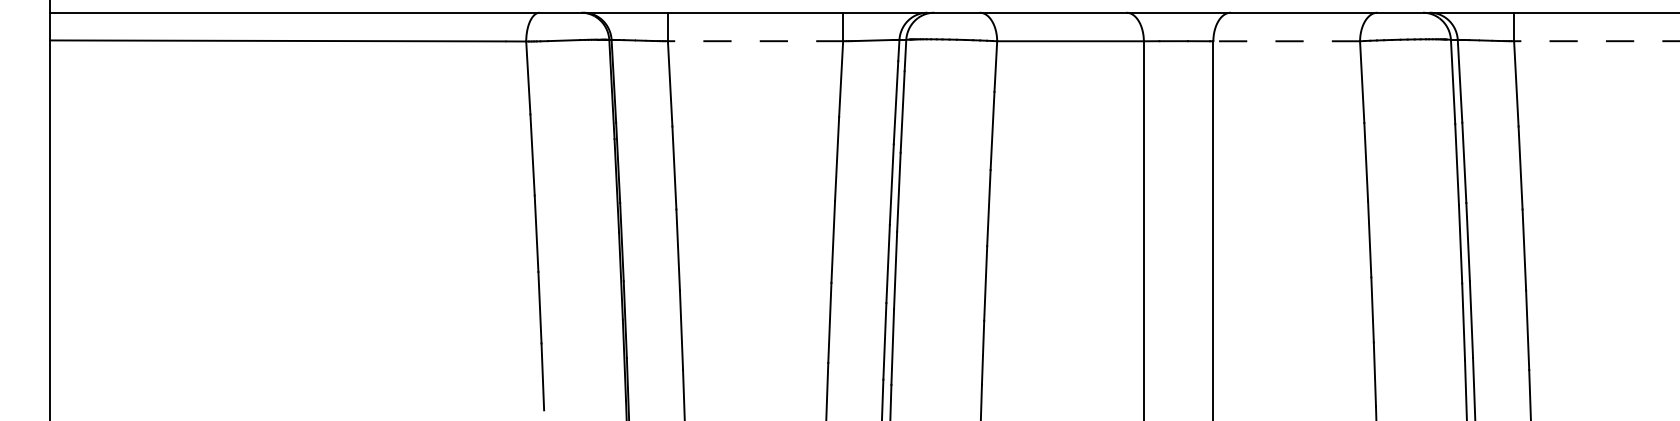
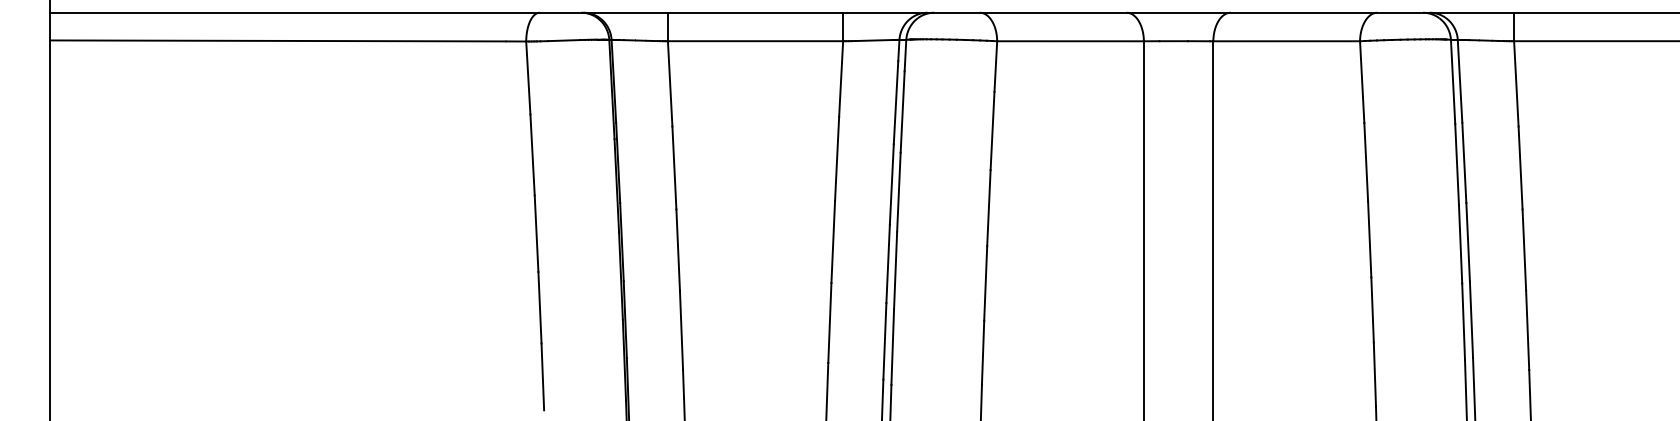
line: dashed -> solid (755, 41)
line: dashed -> solid (1286, 41)
line: dashed -> solid (1596, 41)
